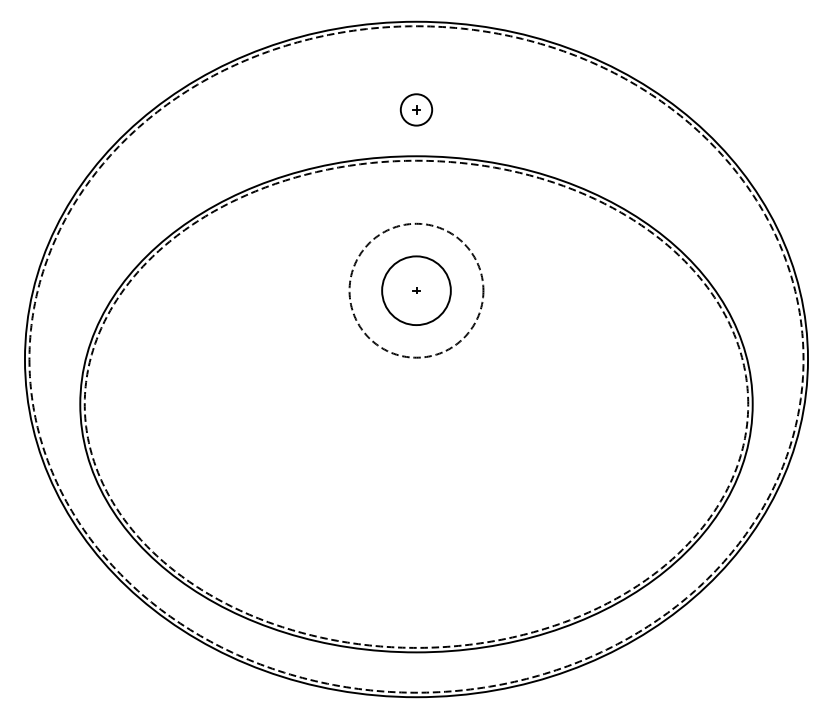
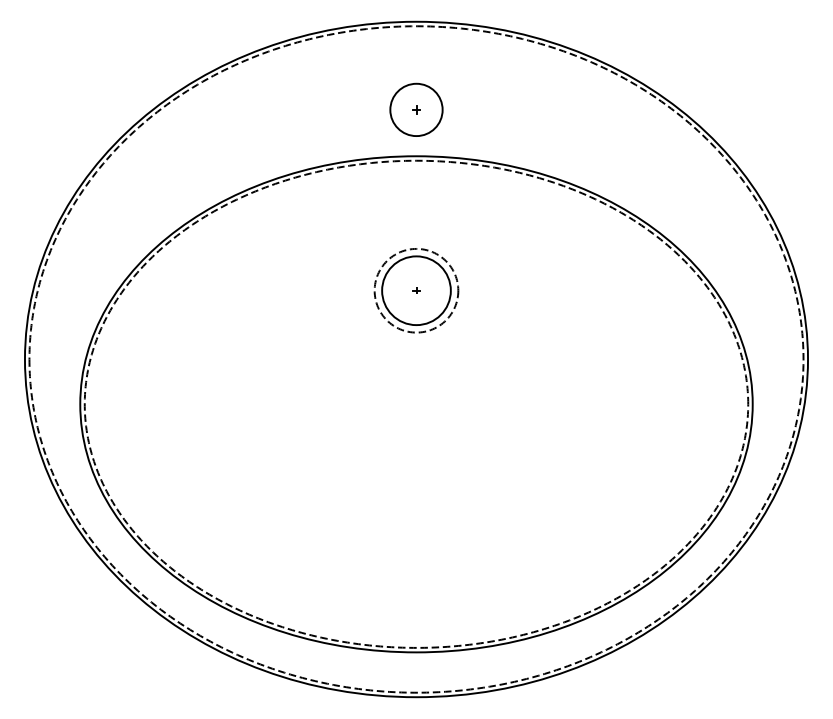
circle diameter: 31 px -> 52 px (416, 109)
circle diameter: 134 px -> 84 px (416, 290)
